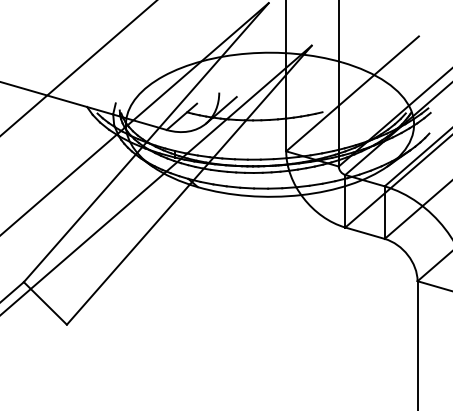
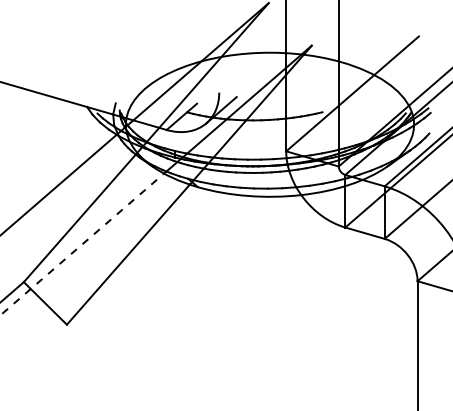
line: present -> none (78, 68)
line: solid -> dashed (82, 244)
